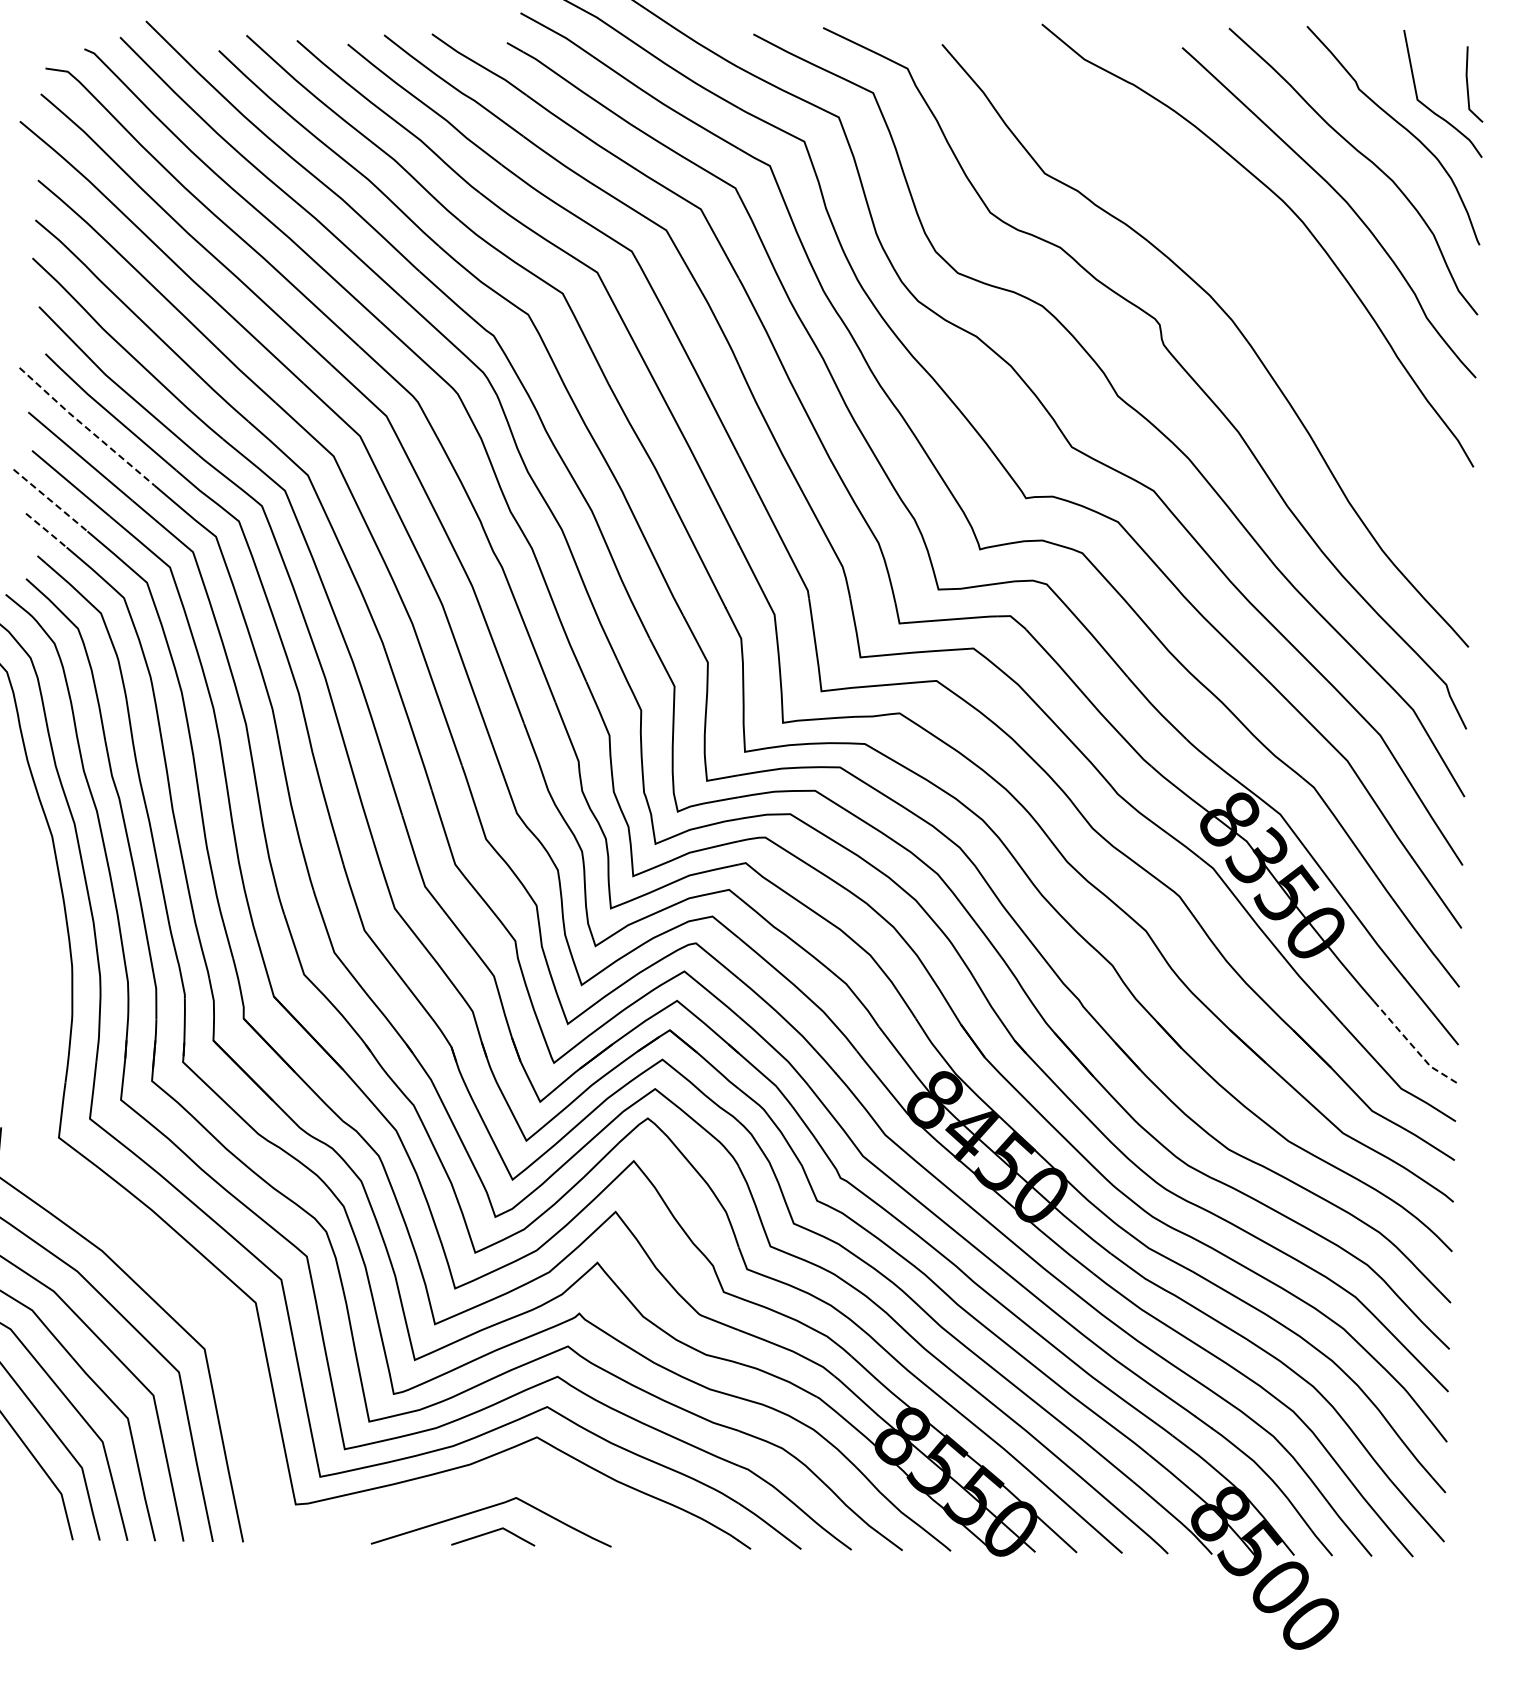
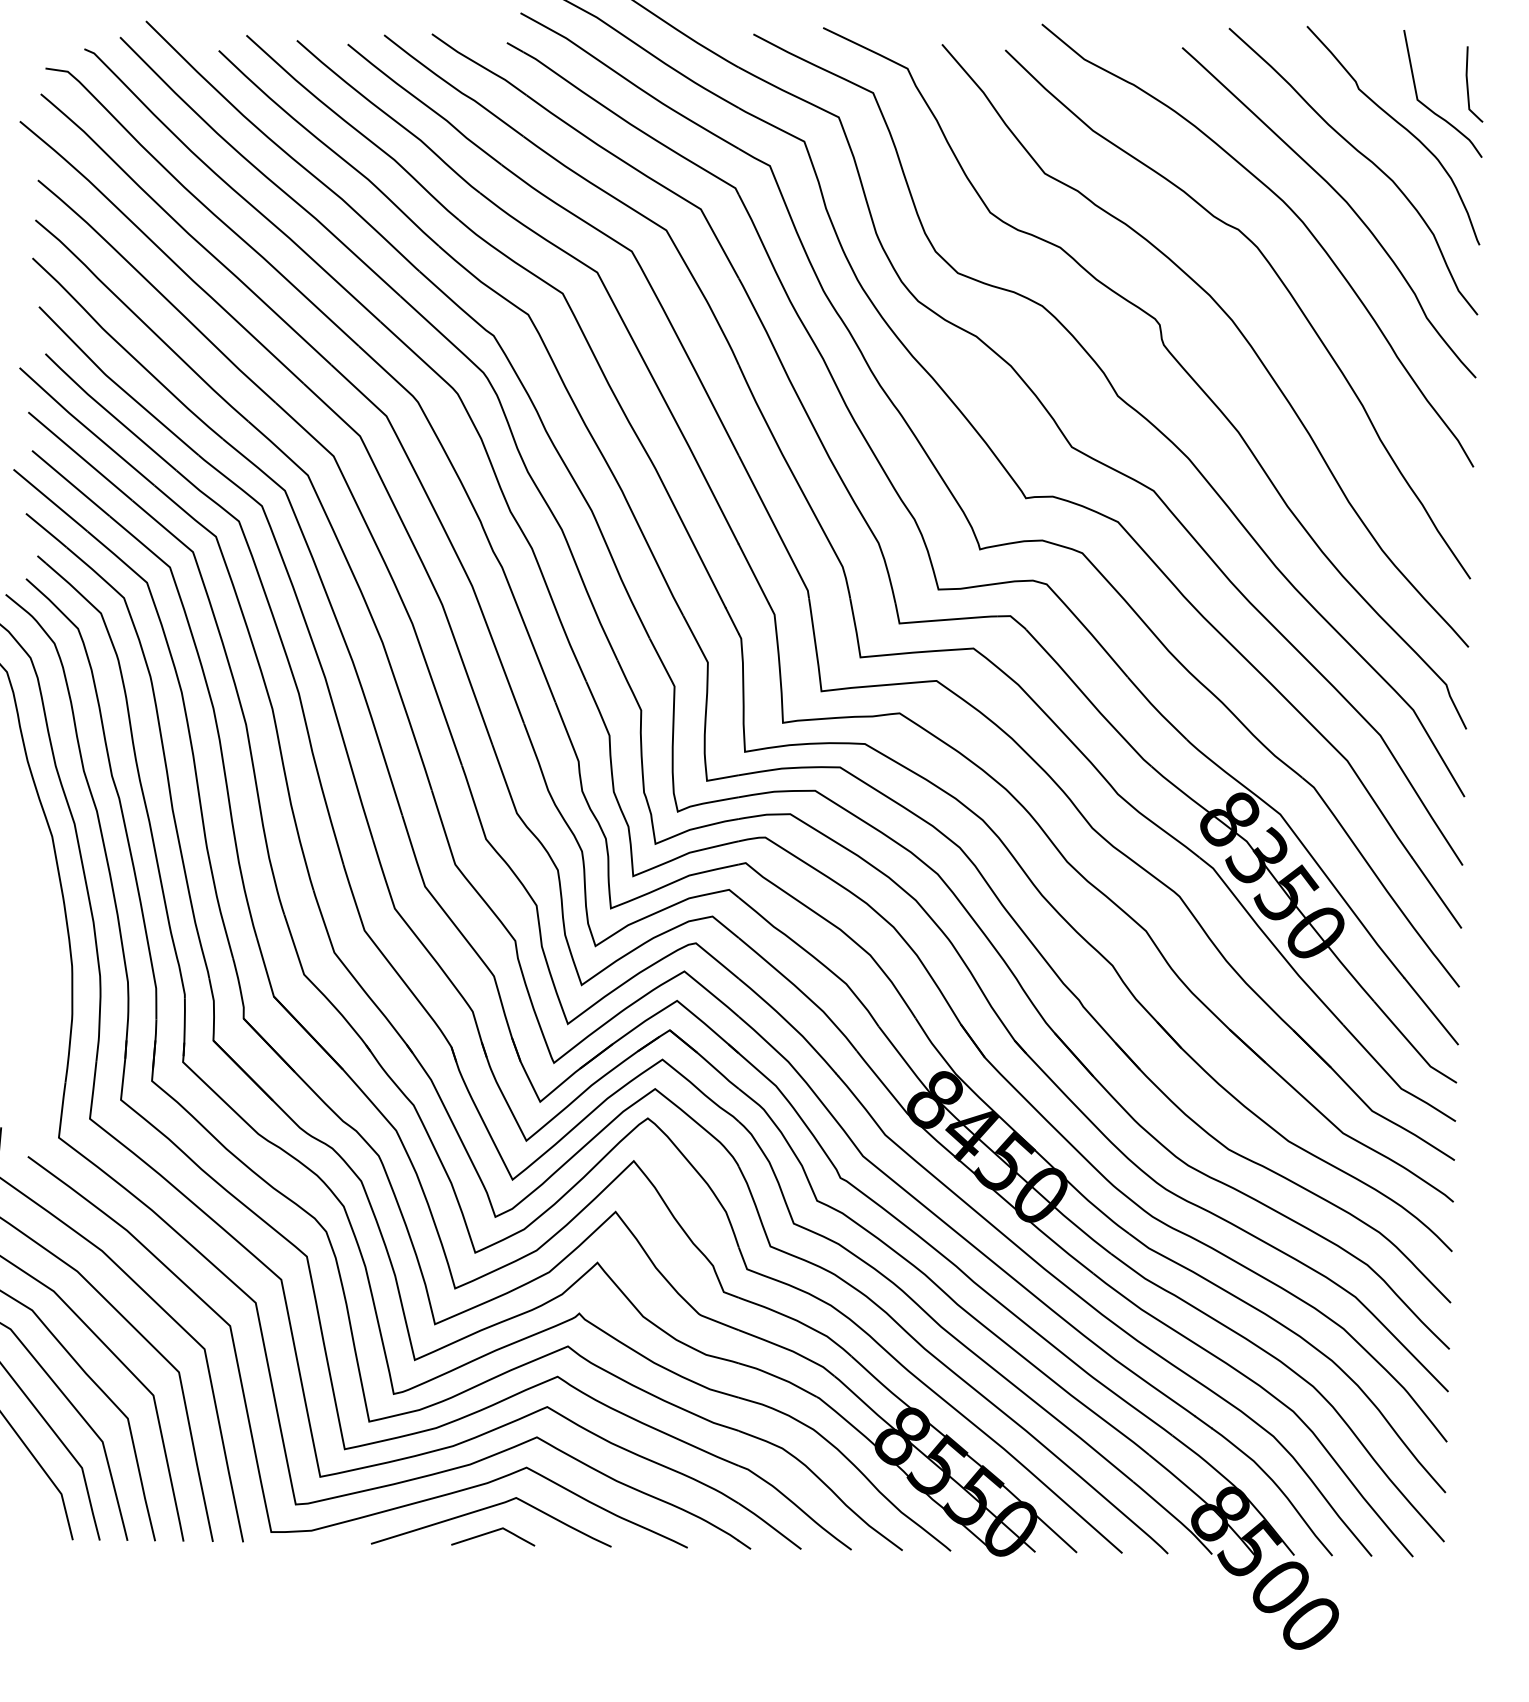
curve: none -> present (1282, 284)
line: dashed -> solid (85, 427)
line: dashed -> solid (51, 501)
line: dashed -> solid (47, 531)
line: dashed -> solid (1412, 1045)
curve: none -> present (241, 1376)
